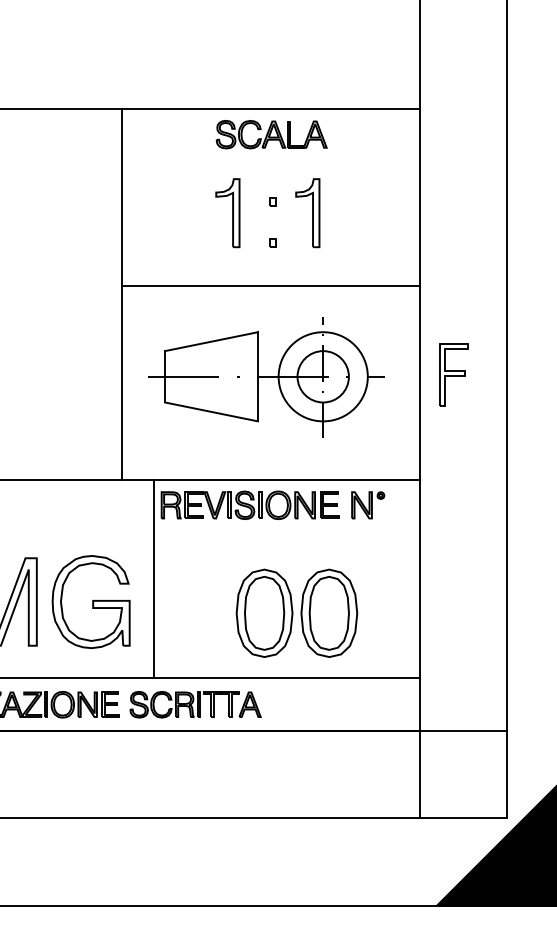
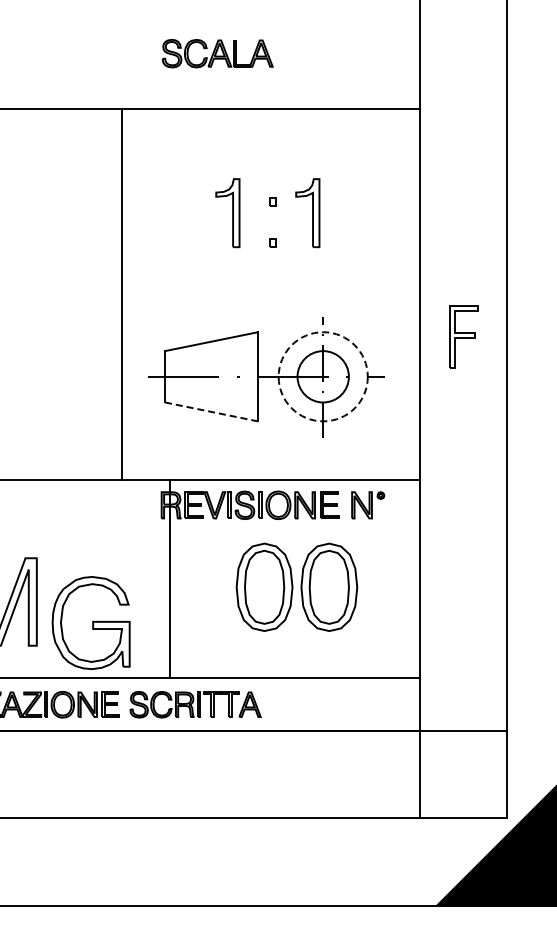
part position: (271, 134) -> (217, 53) (217, 53)
line: present -> none (270, 286)
part position: (453, 374) -> (463, 336) (463, 336)
circle: solid -> dashed (322, 376)
line: solid -> dashed (212, 412)
line position: (153, 579) -> (169, 579) (169, 579)
part position: (90, 601) -> (90, 622) (90, 622)
part position: (296, 612) -> (296, 586) (296, 586)
